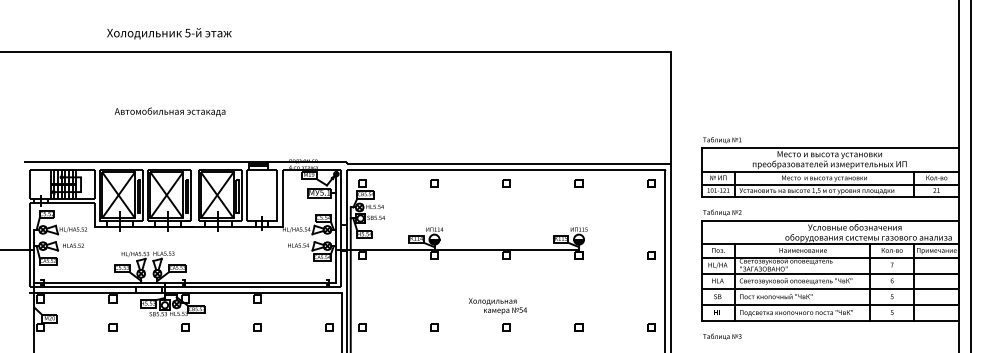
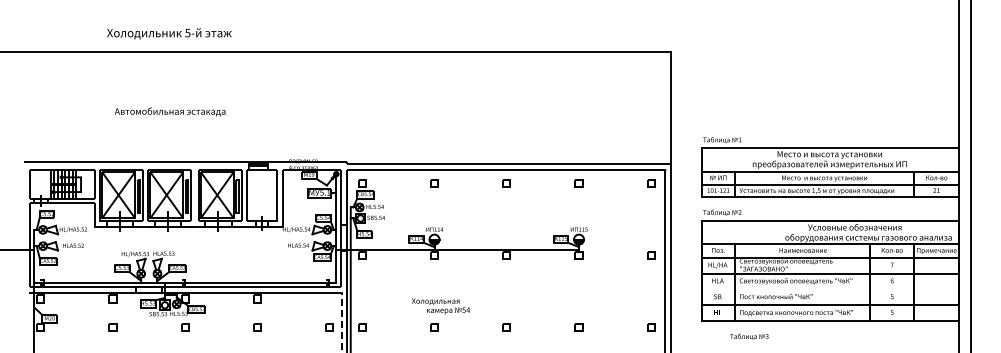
line: present -> none (830, 289)
text position: (497, 306) -> (440, 306) (440, 306)
line: solid -> dashed (341, 322)
text position: (722, 336) -> (749, 336) (749, 336)
